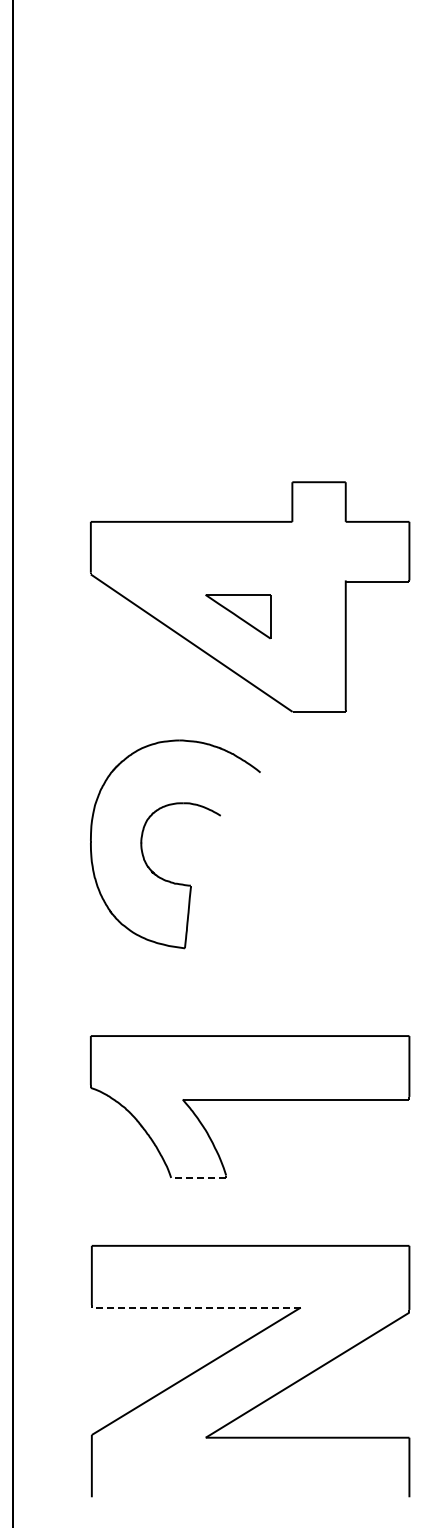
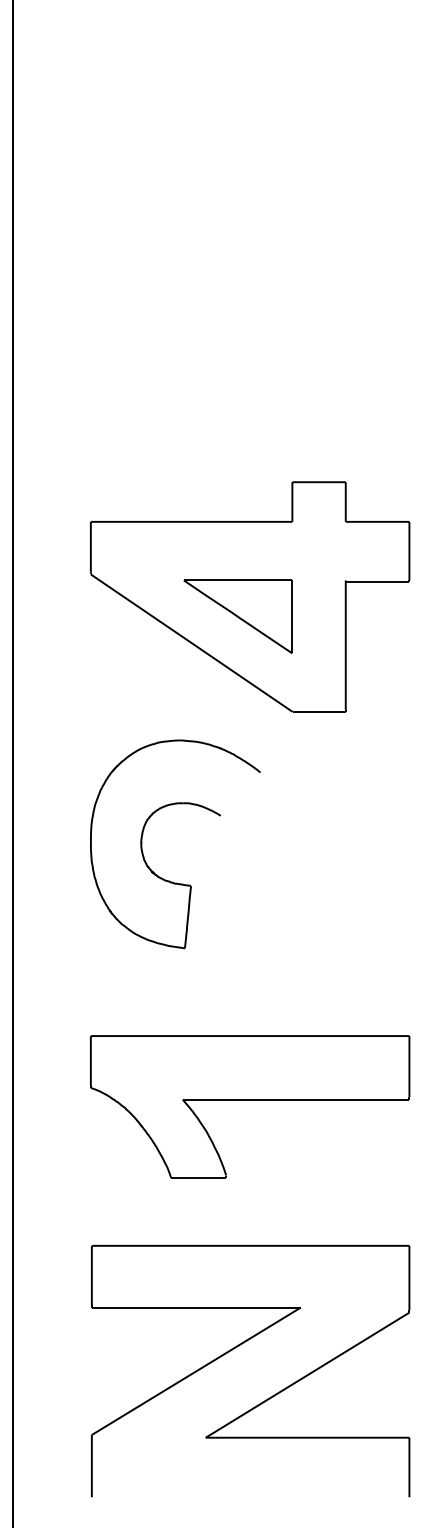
part size: 67x45 px -> 110x75 px (237, 616)
line: dashed -> solid (198, 1177)
line: dashed -> solid (195, 1307)
